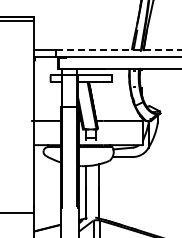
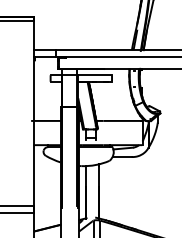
line: dashed -> solid (118, 50)
line: none -> present (17, 206)
